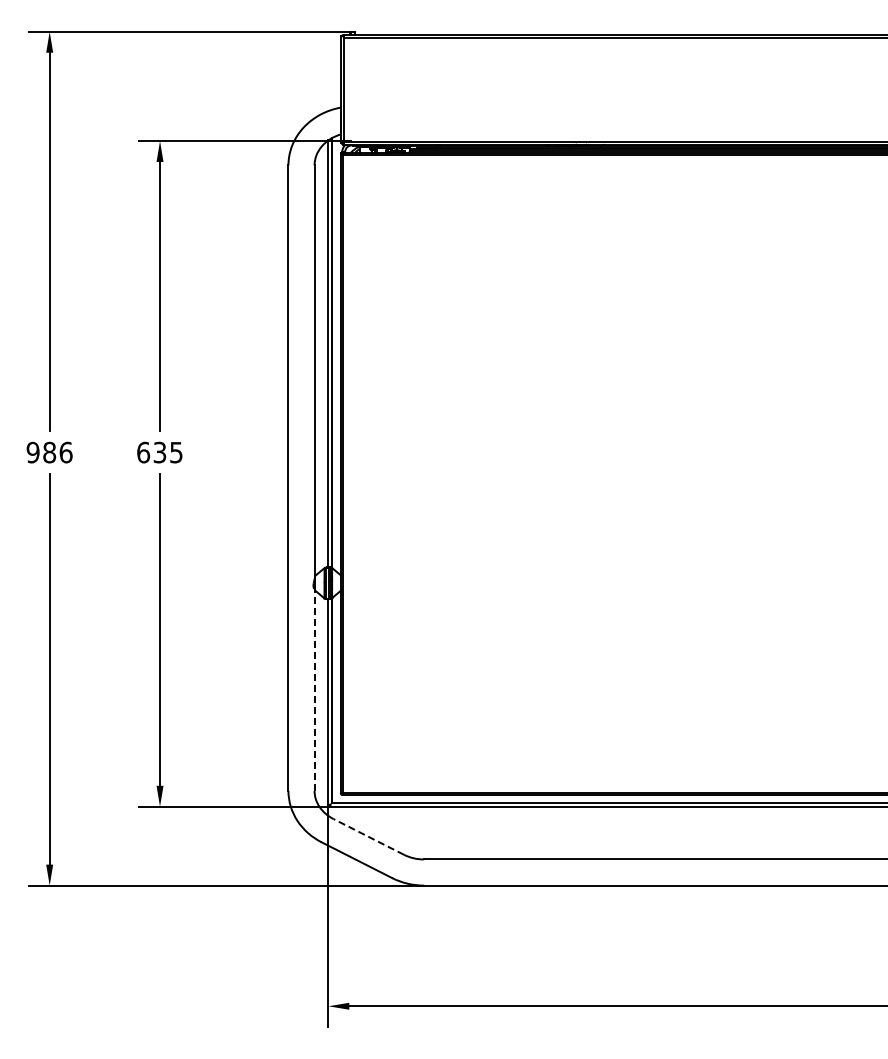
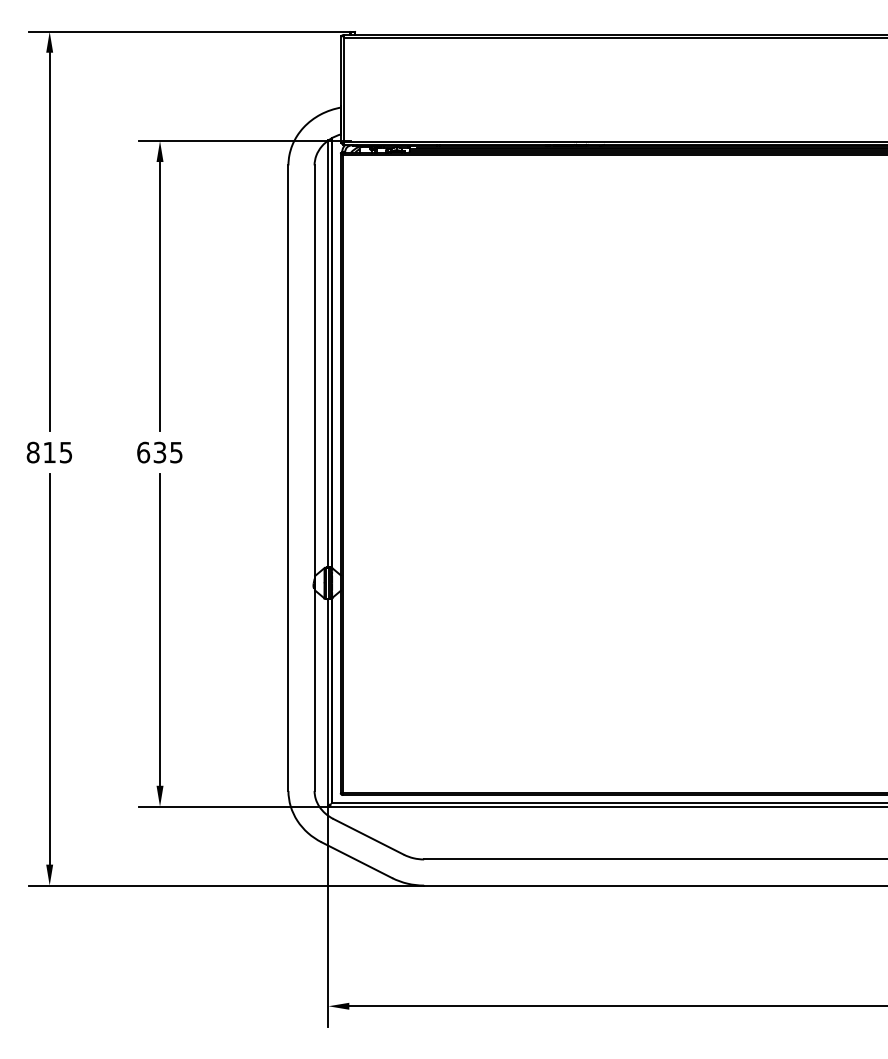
text: 986 -> 815 (49, 452)
line: dashed -> solid (314, 690)
line: dashed -> solid (368, 836)
